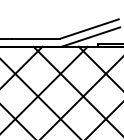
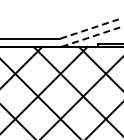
line: solid -> dashed (89, 29)
line: solid -> dashed (90, 37)
